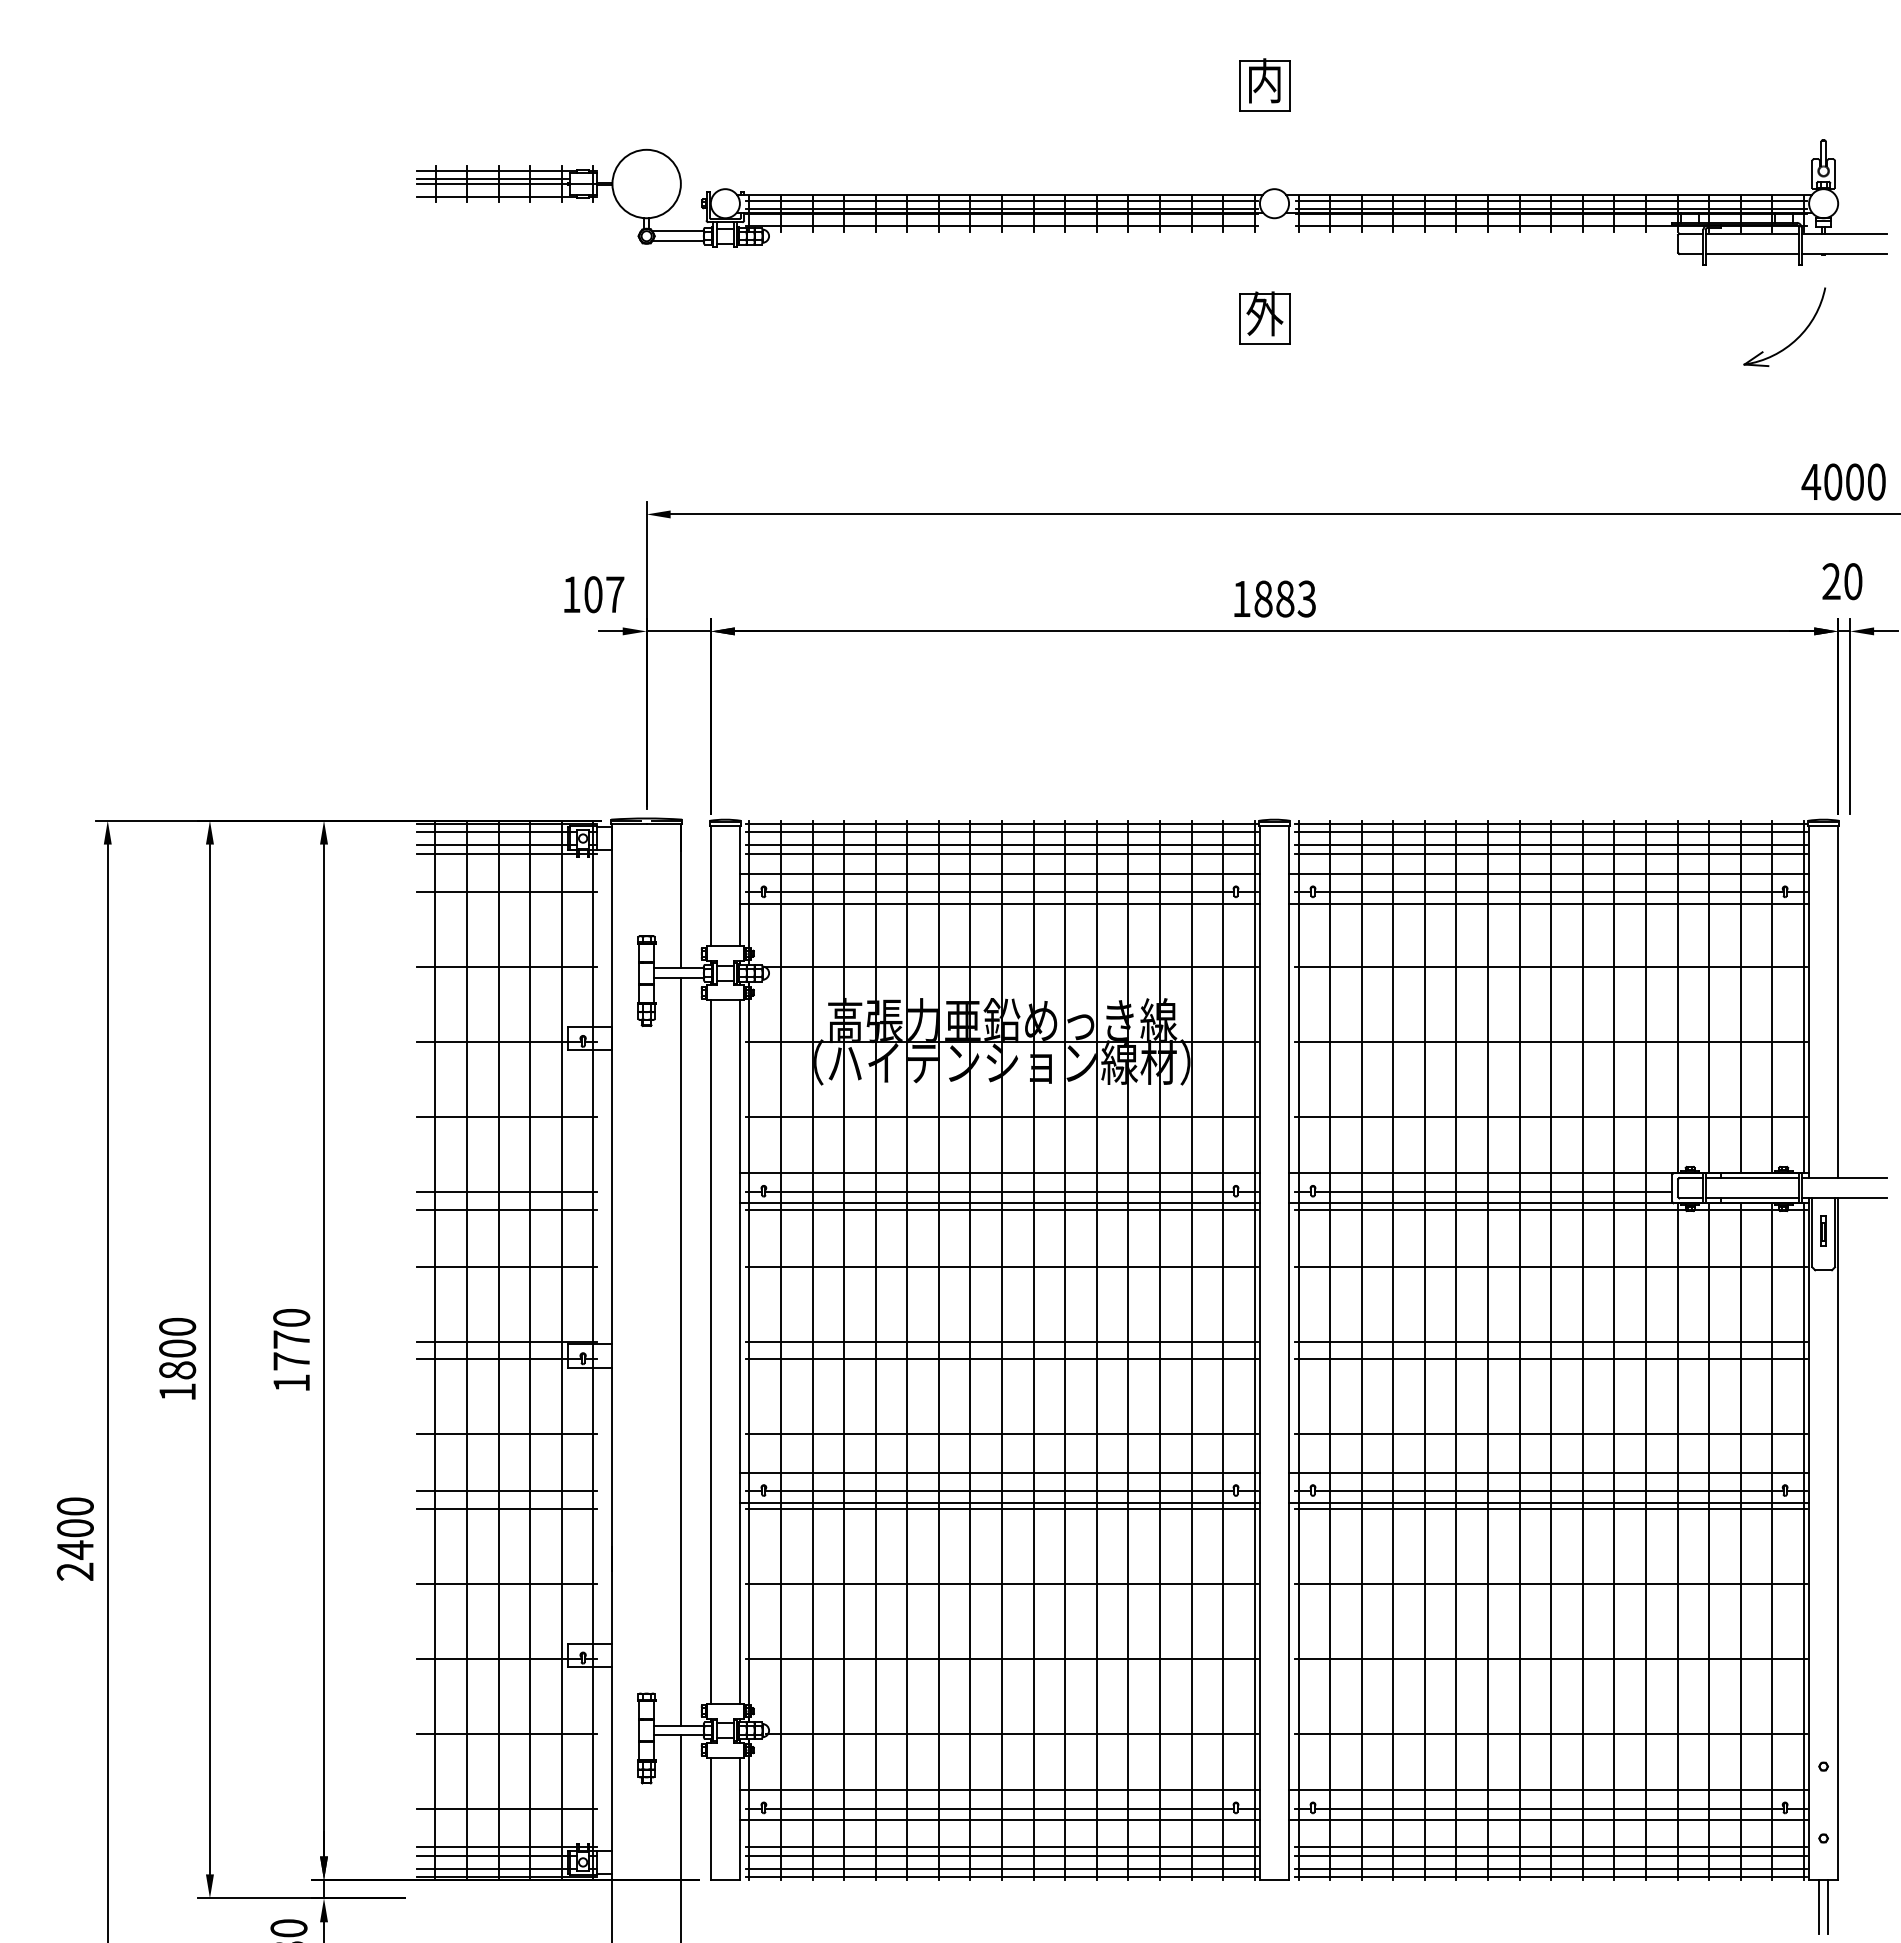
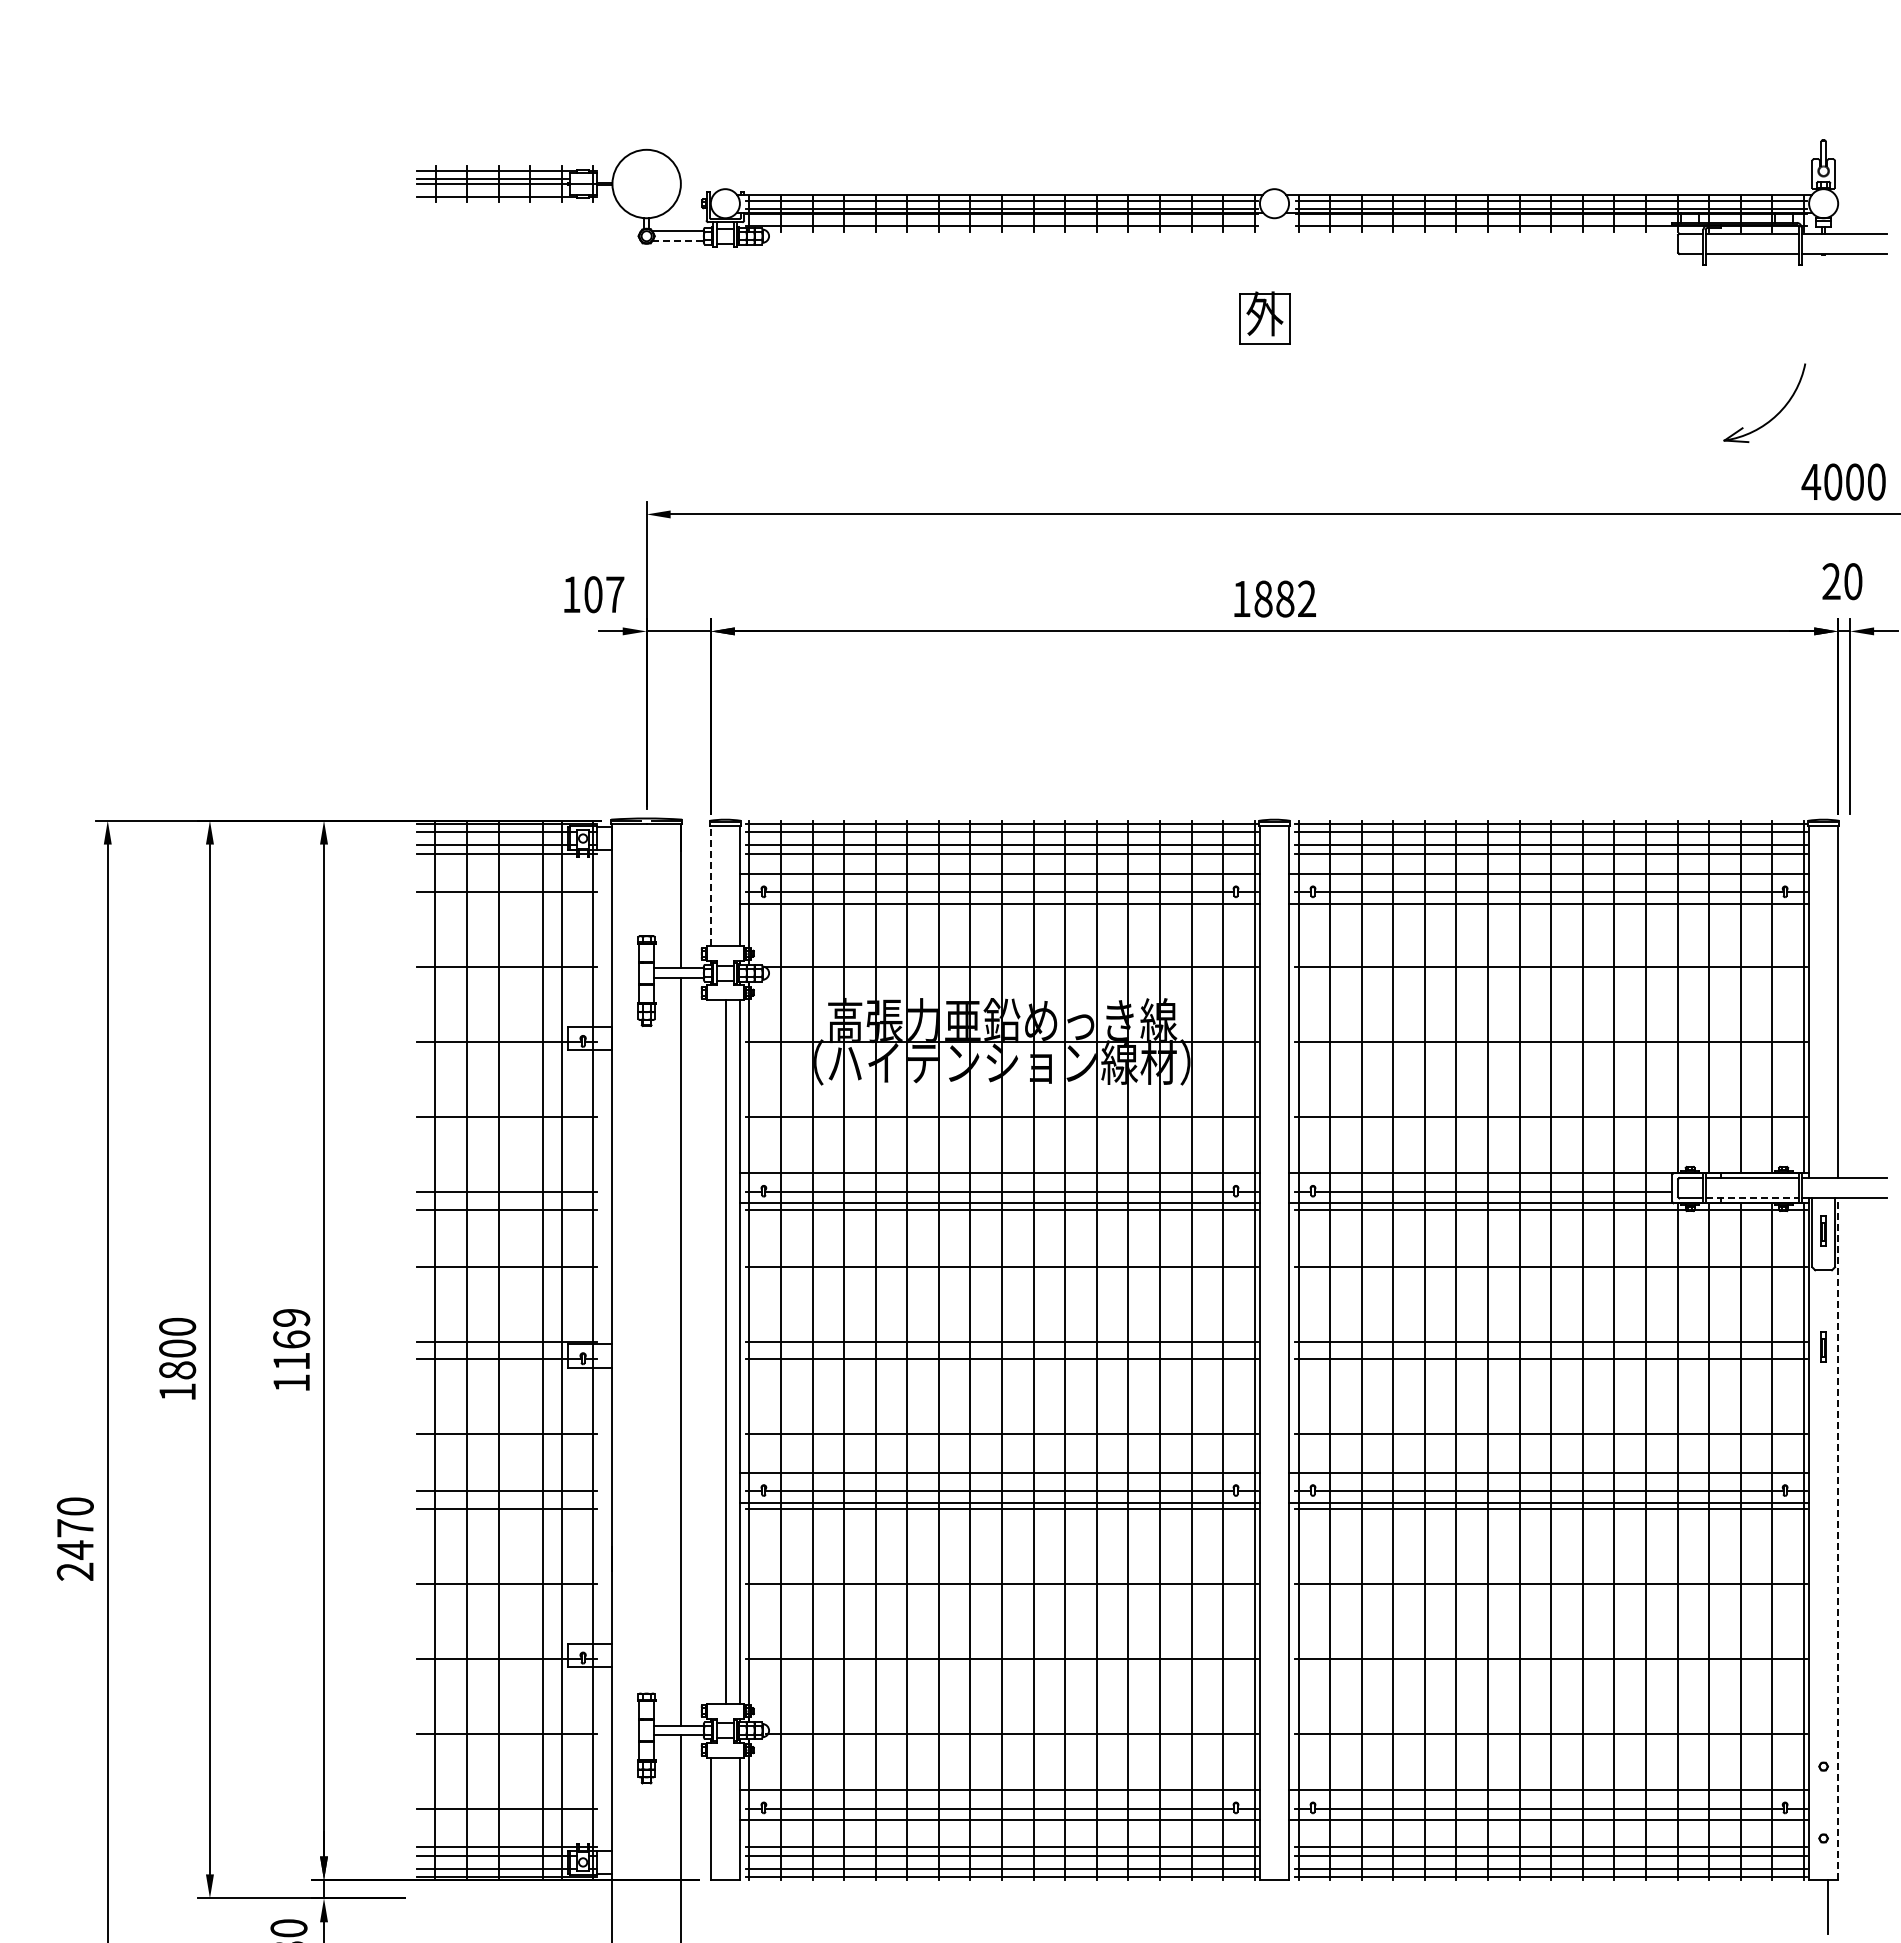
part: present -> none (1264, 84)
line: solid -> dashed (678, 241)
part position: (1796, 338) -> (1776, 414) (1776, 414)
text: 1883 -> 1882 (1306, 599)
line: solid -> dashed (710, 885)
line: solid -> dashed (1752, 1198)
text: 1770 -> 1169 (291, 1339)
part: none -> present (1823, 1346)
line position: (530, 1350) -> (543, 1350) (543, 1350)
line position: (710, 1351) -> (725, 1351) (725, 1351)
text: 2400 -> 2470 (74, 1528)
line: solid -> dashed (1838, 1539)
line: present -> none (1818, 1907)
